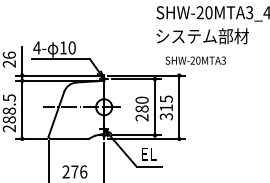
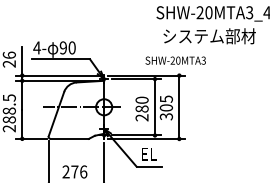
text position: (202, 36) -> (209, 36) (209, 36)
text: 10 -> 90 (62, 47)
text position: (195, 60) -> (175, 60) (175, 60)
text: 315 -> 305 (165, 107)
